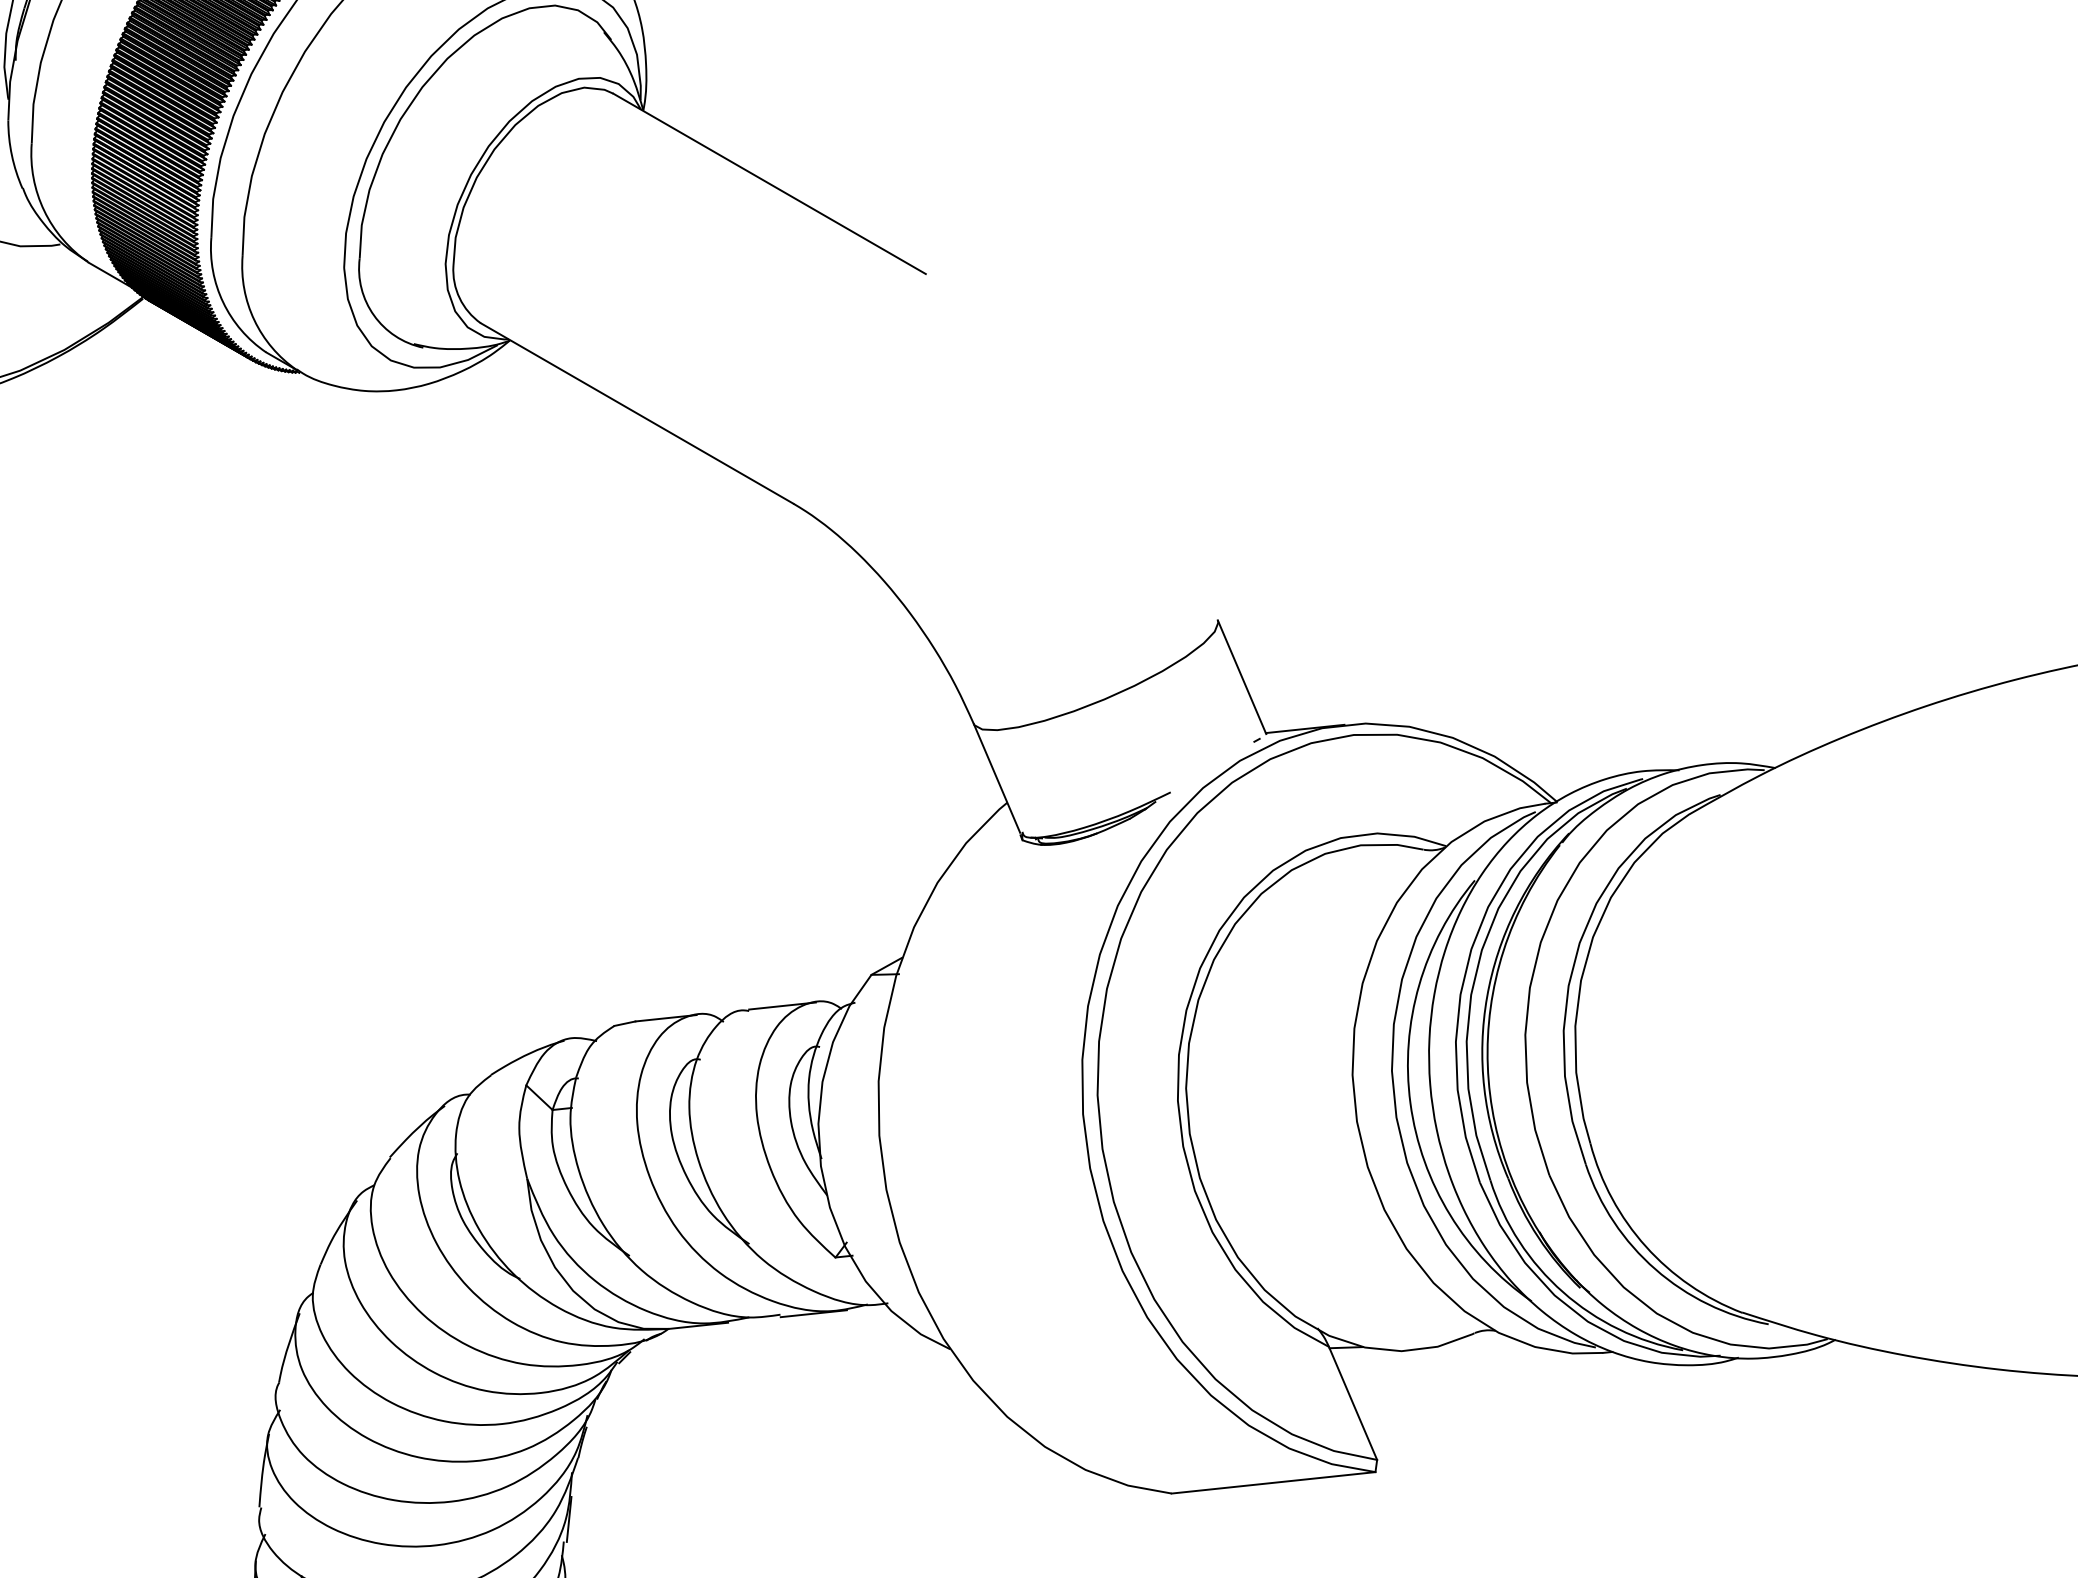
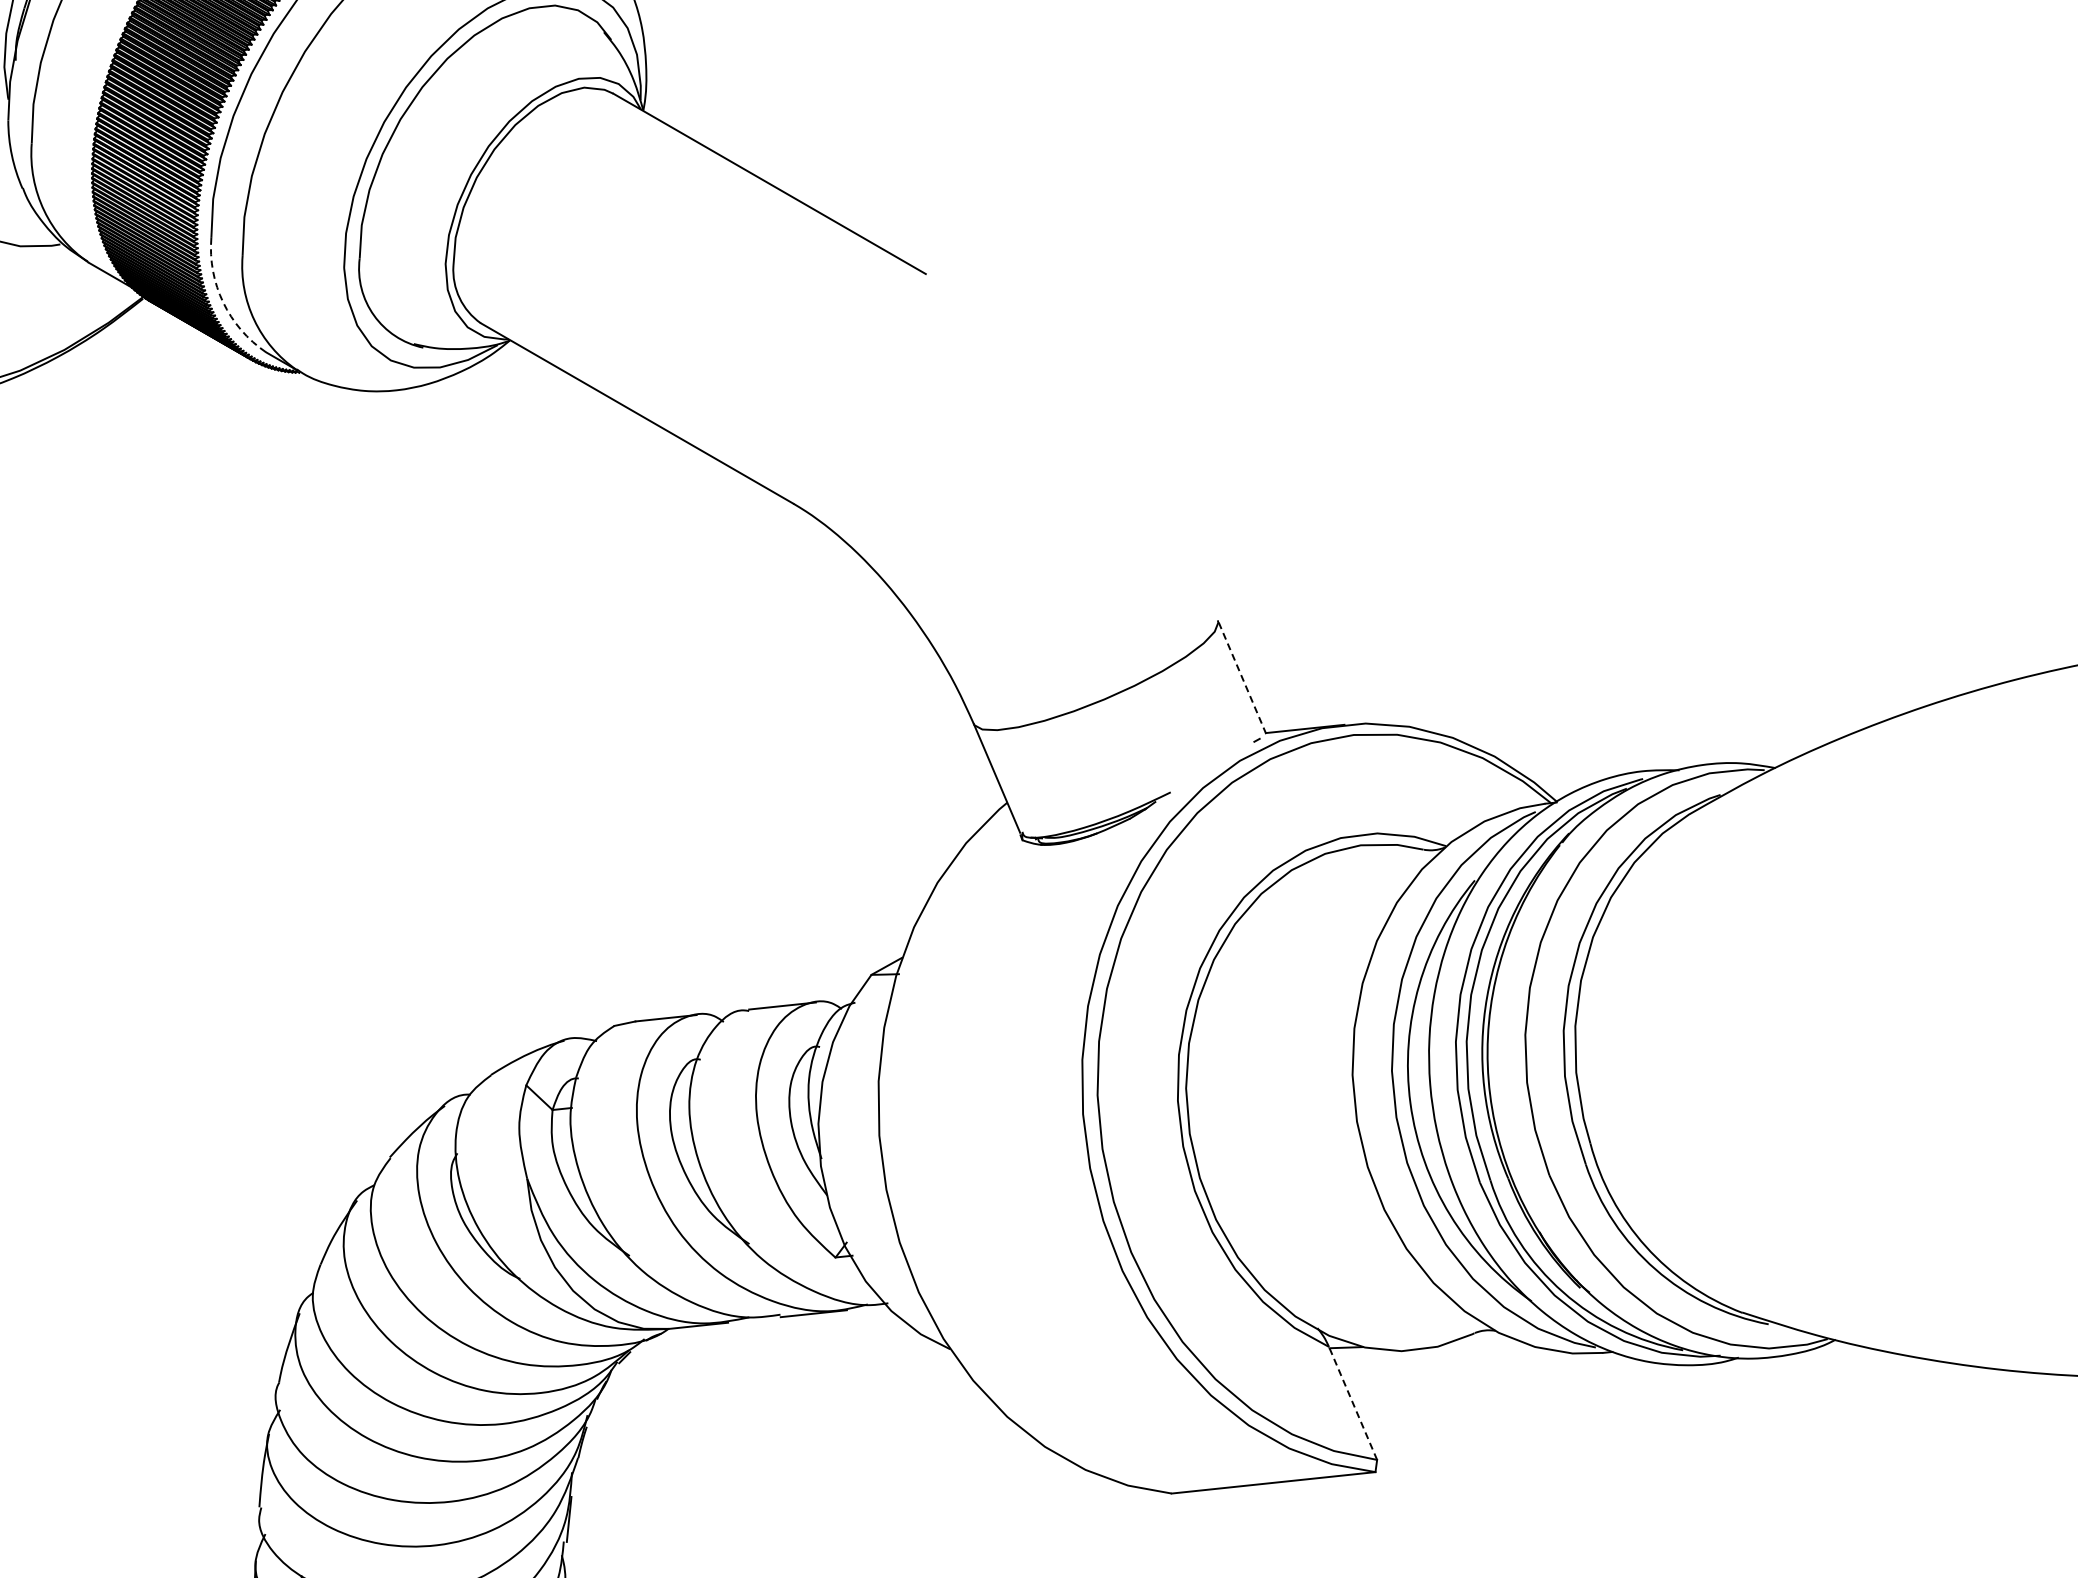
arc: solid -> dashed (223, 302)
line: solid -> dashed (1242, 677)
line: solid -> dashed (1352, 1402)
